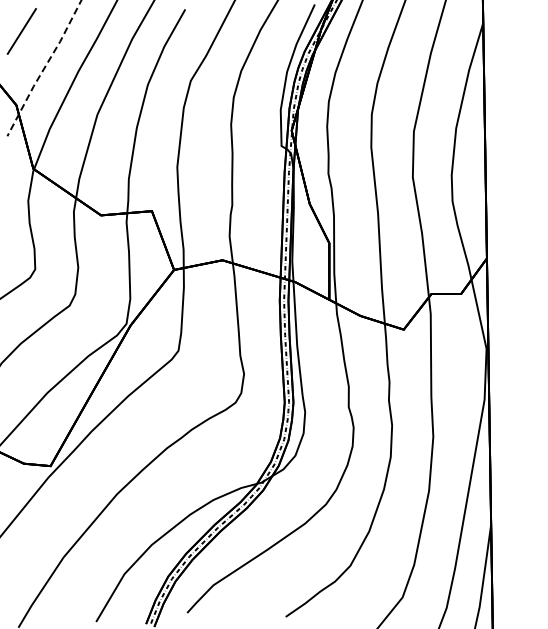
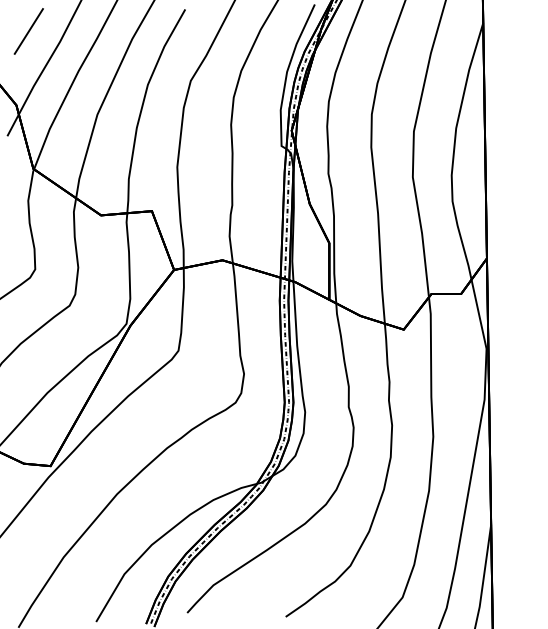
line position: (21, 31) -> (28, 31) (28, 31)
line: dashed -> solid (43, 69)
